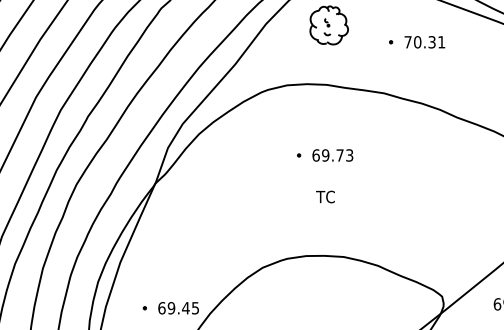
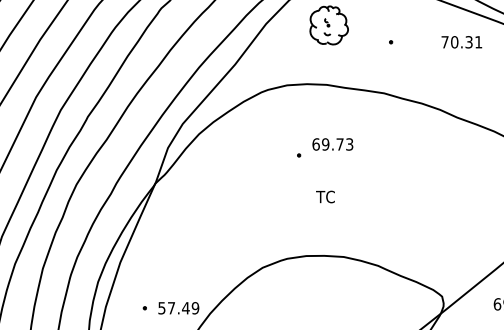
text position: (424, 42) -> (461, 42) (461, 42)
text position: (332, 155) -> (332, 144) (332, 144)
text: 69.45 -> 57.49 (178, 308)
